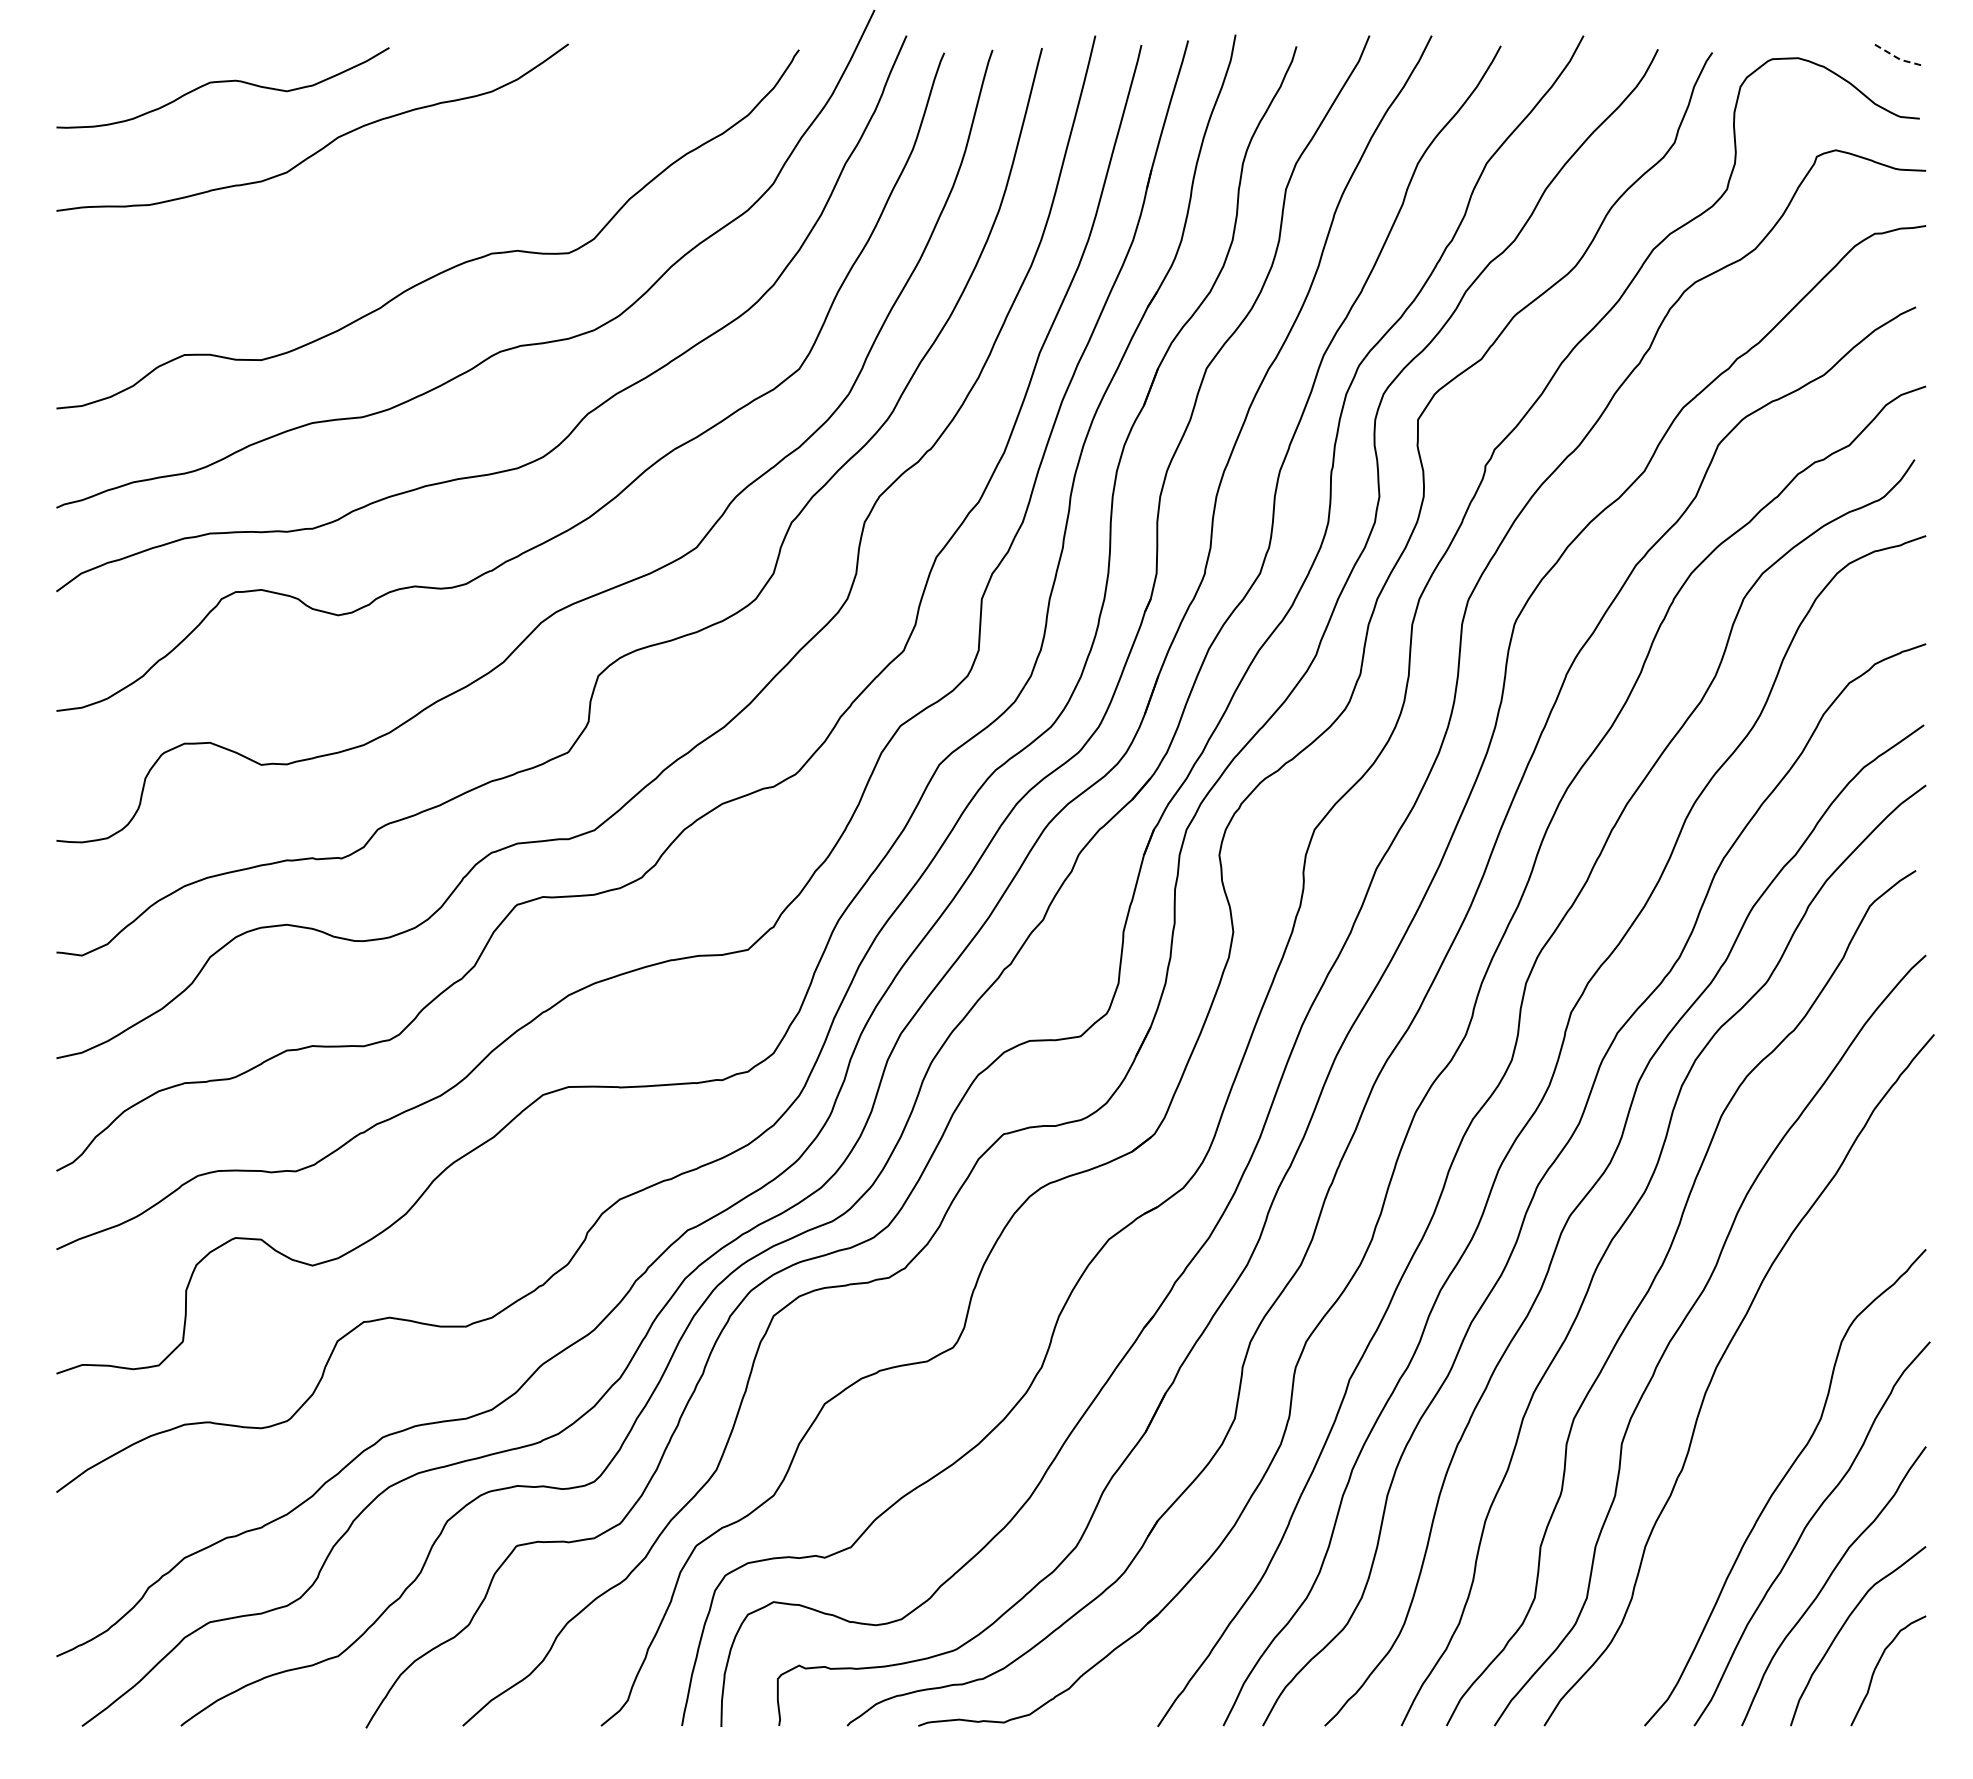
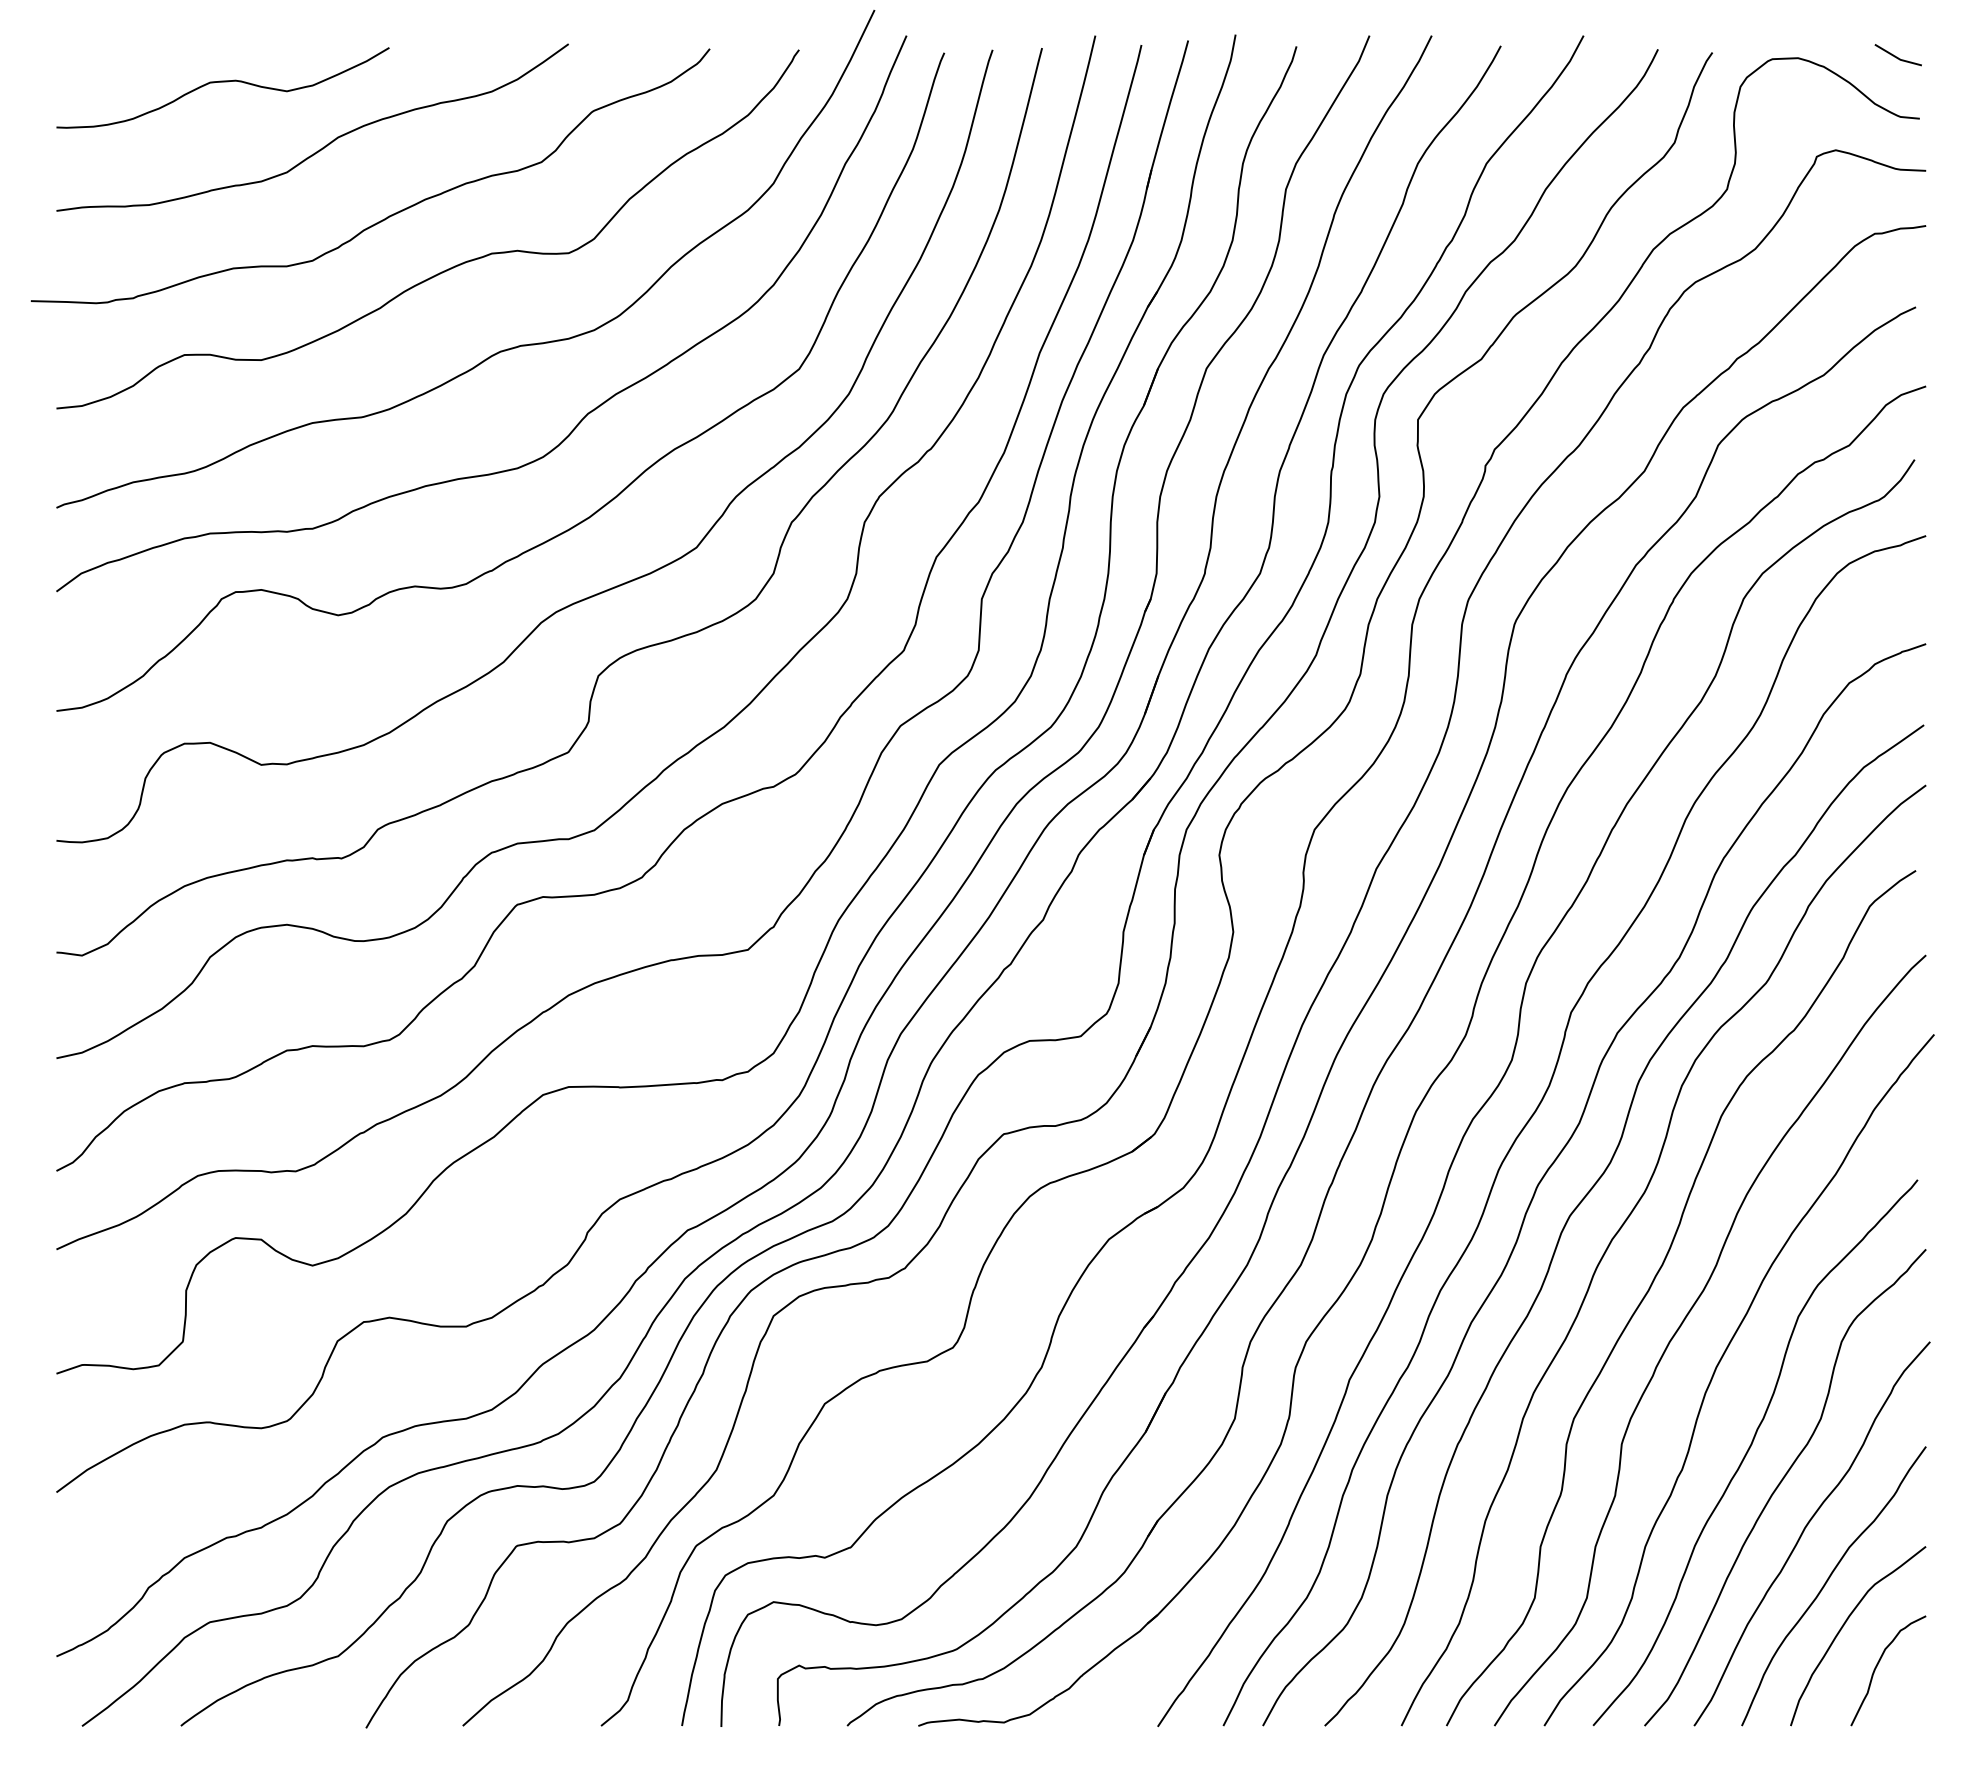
line: dashed -> solid (1897, 58)
curve: none -> present (389, 215)
curve: none -> present (1749, 1450)
